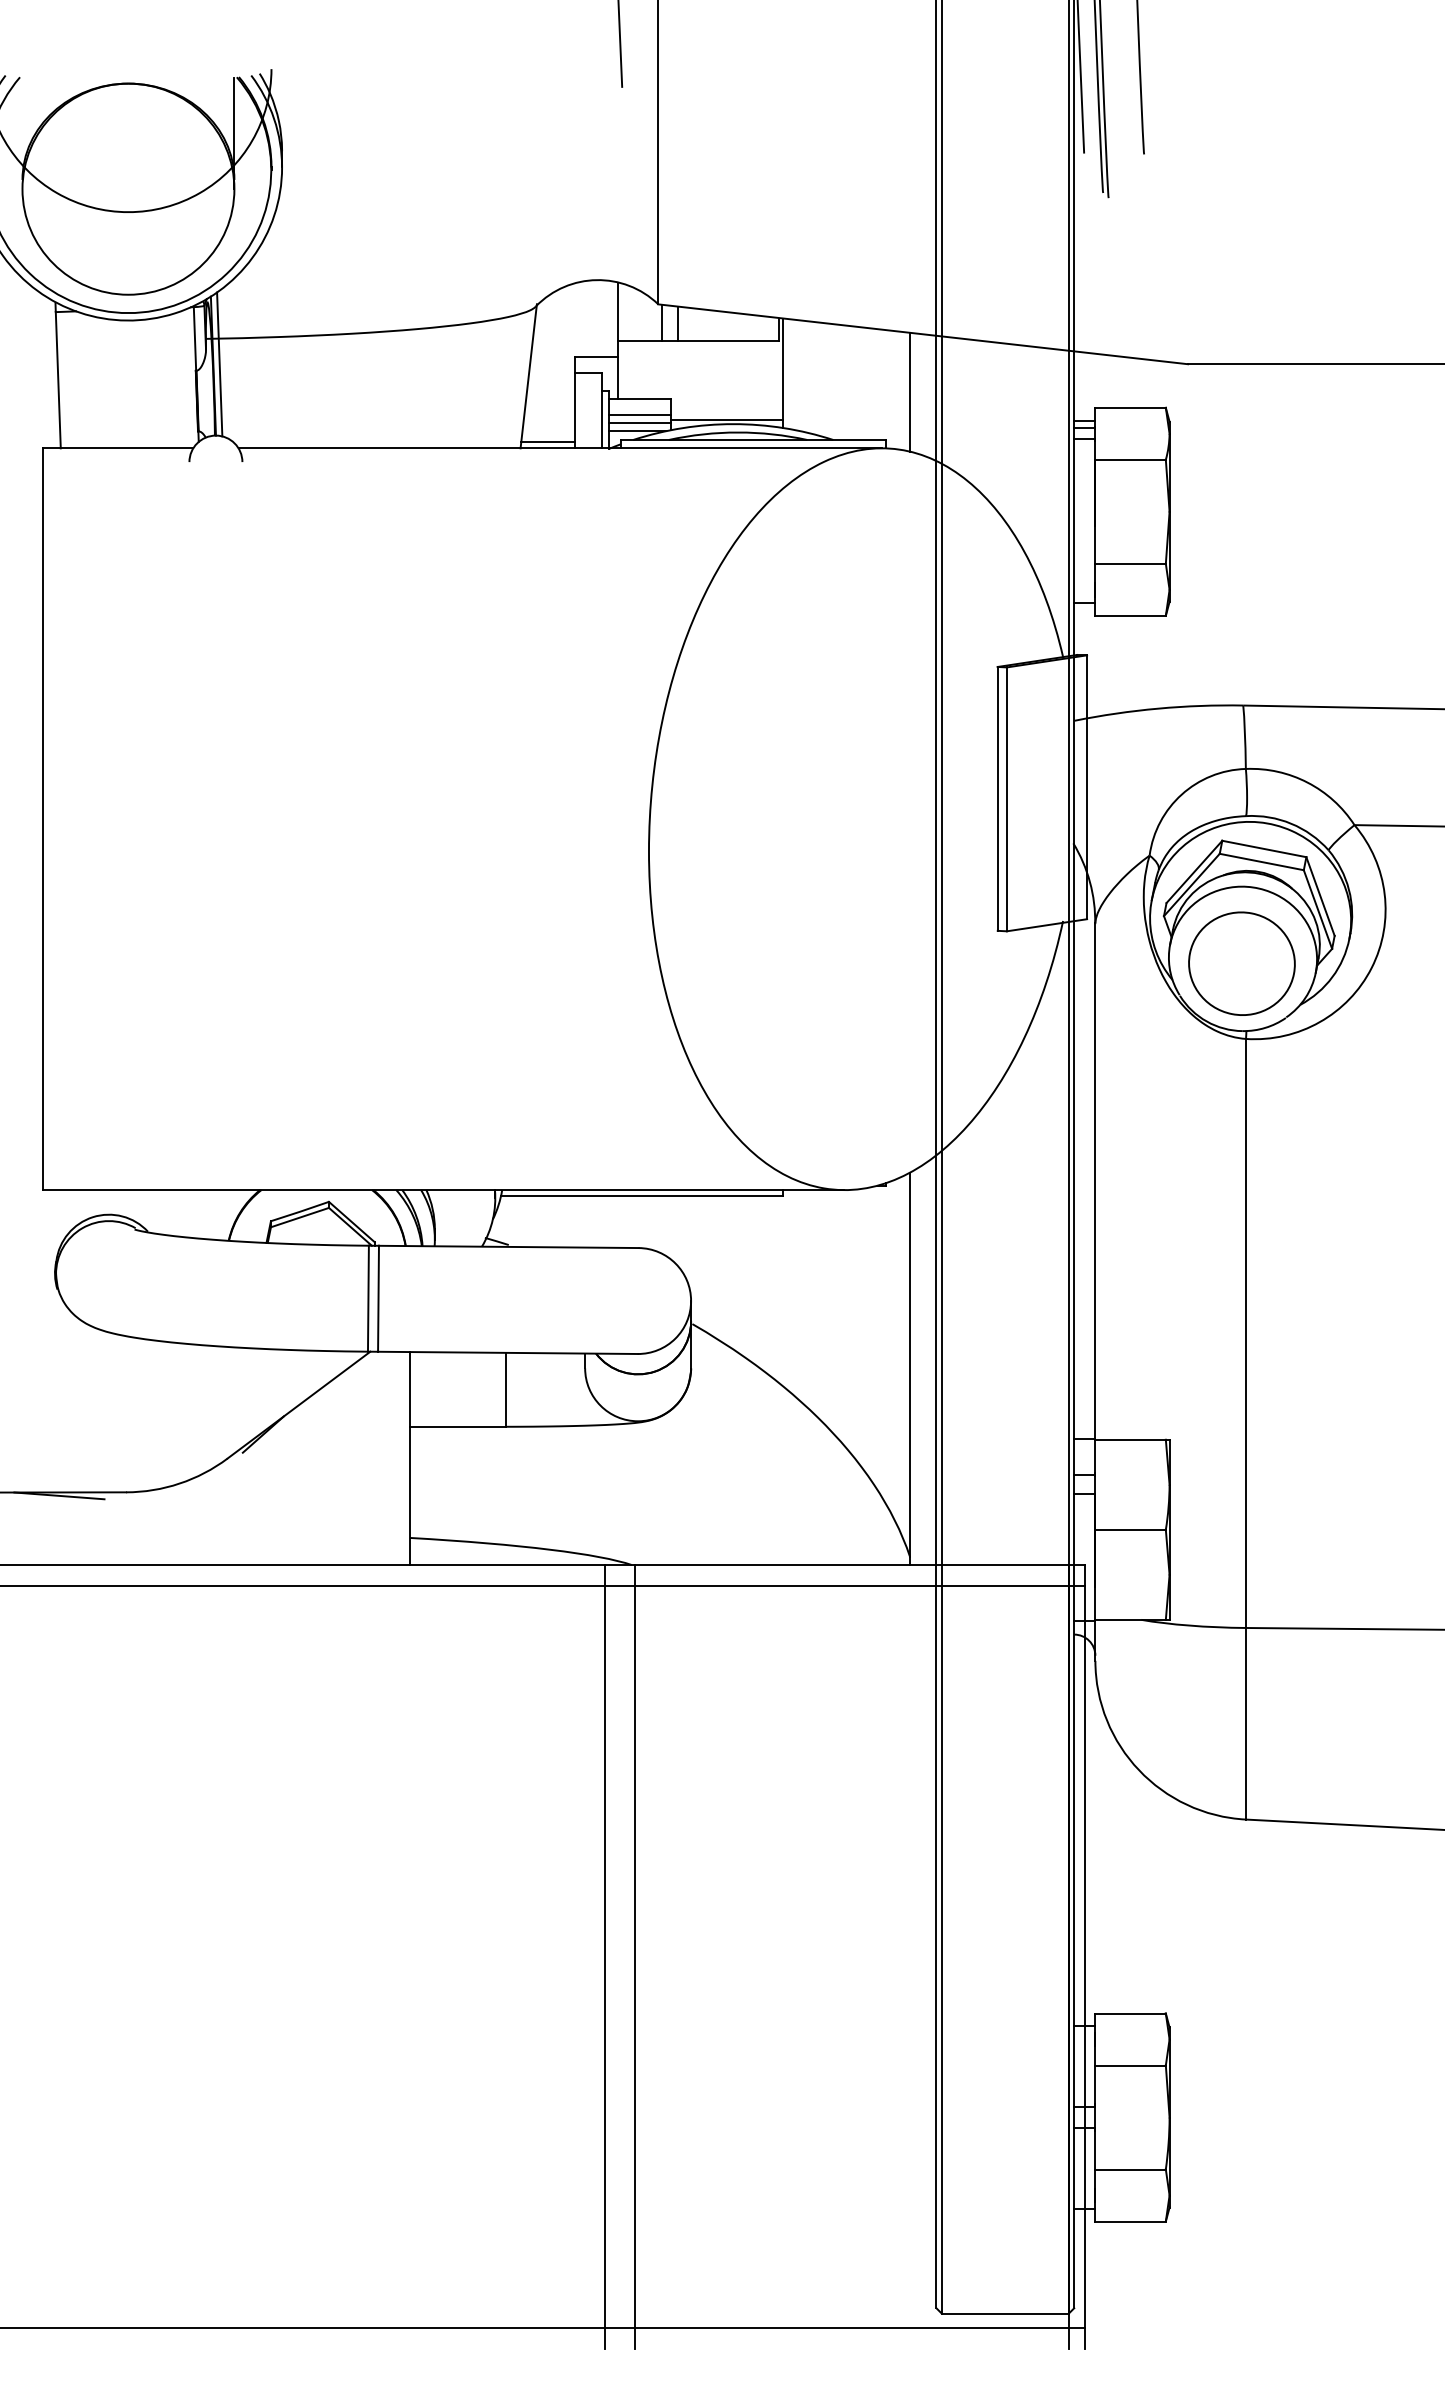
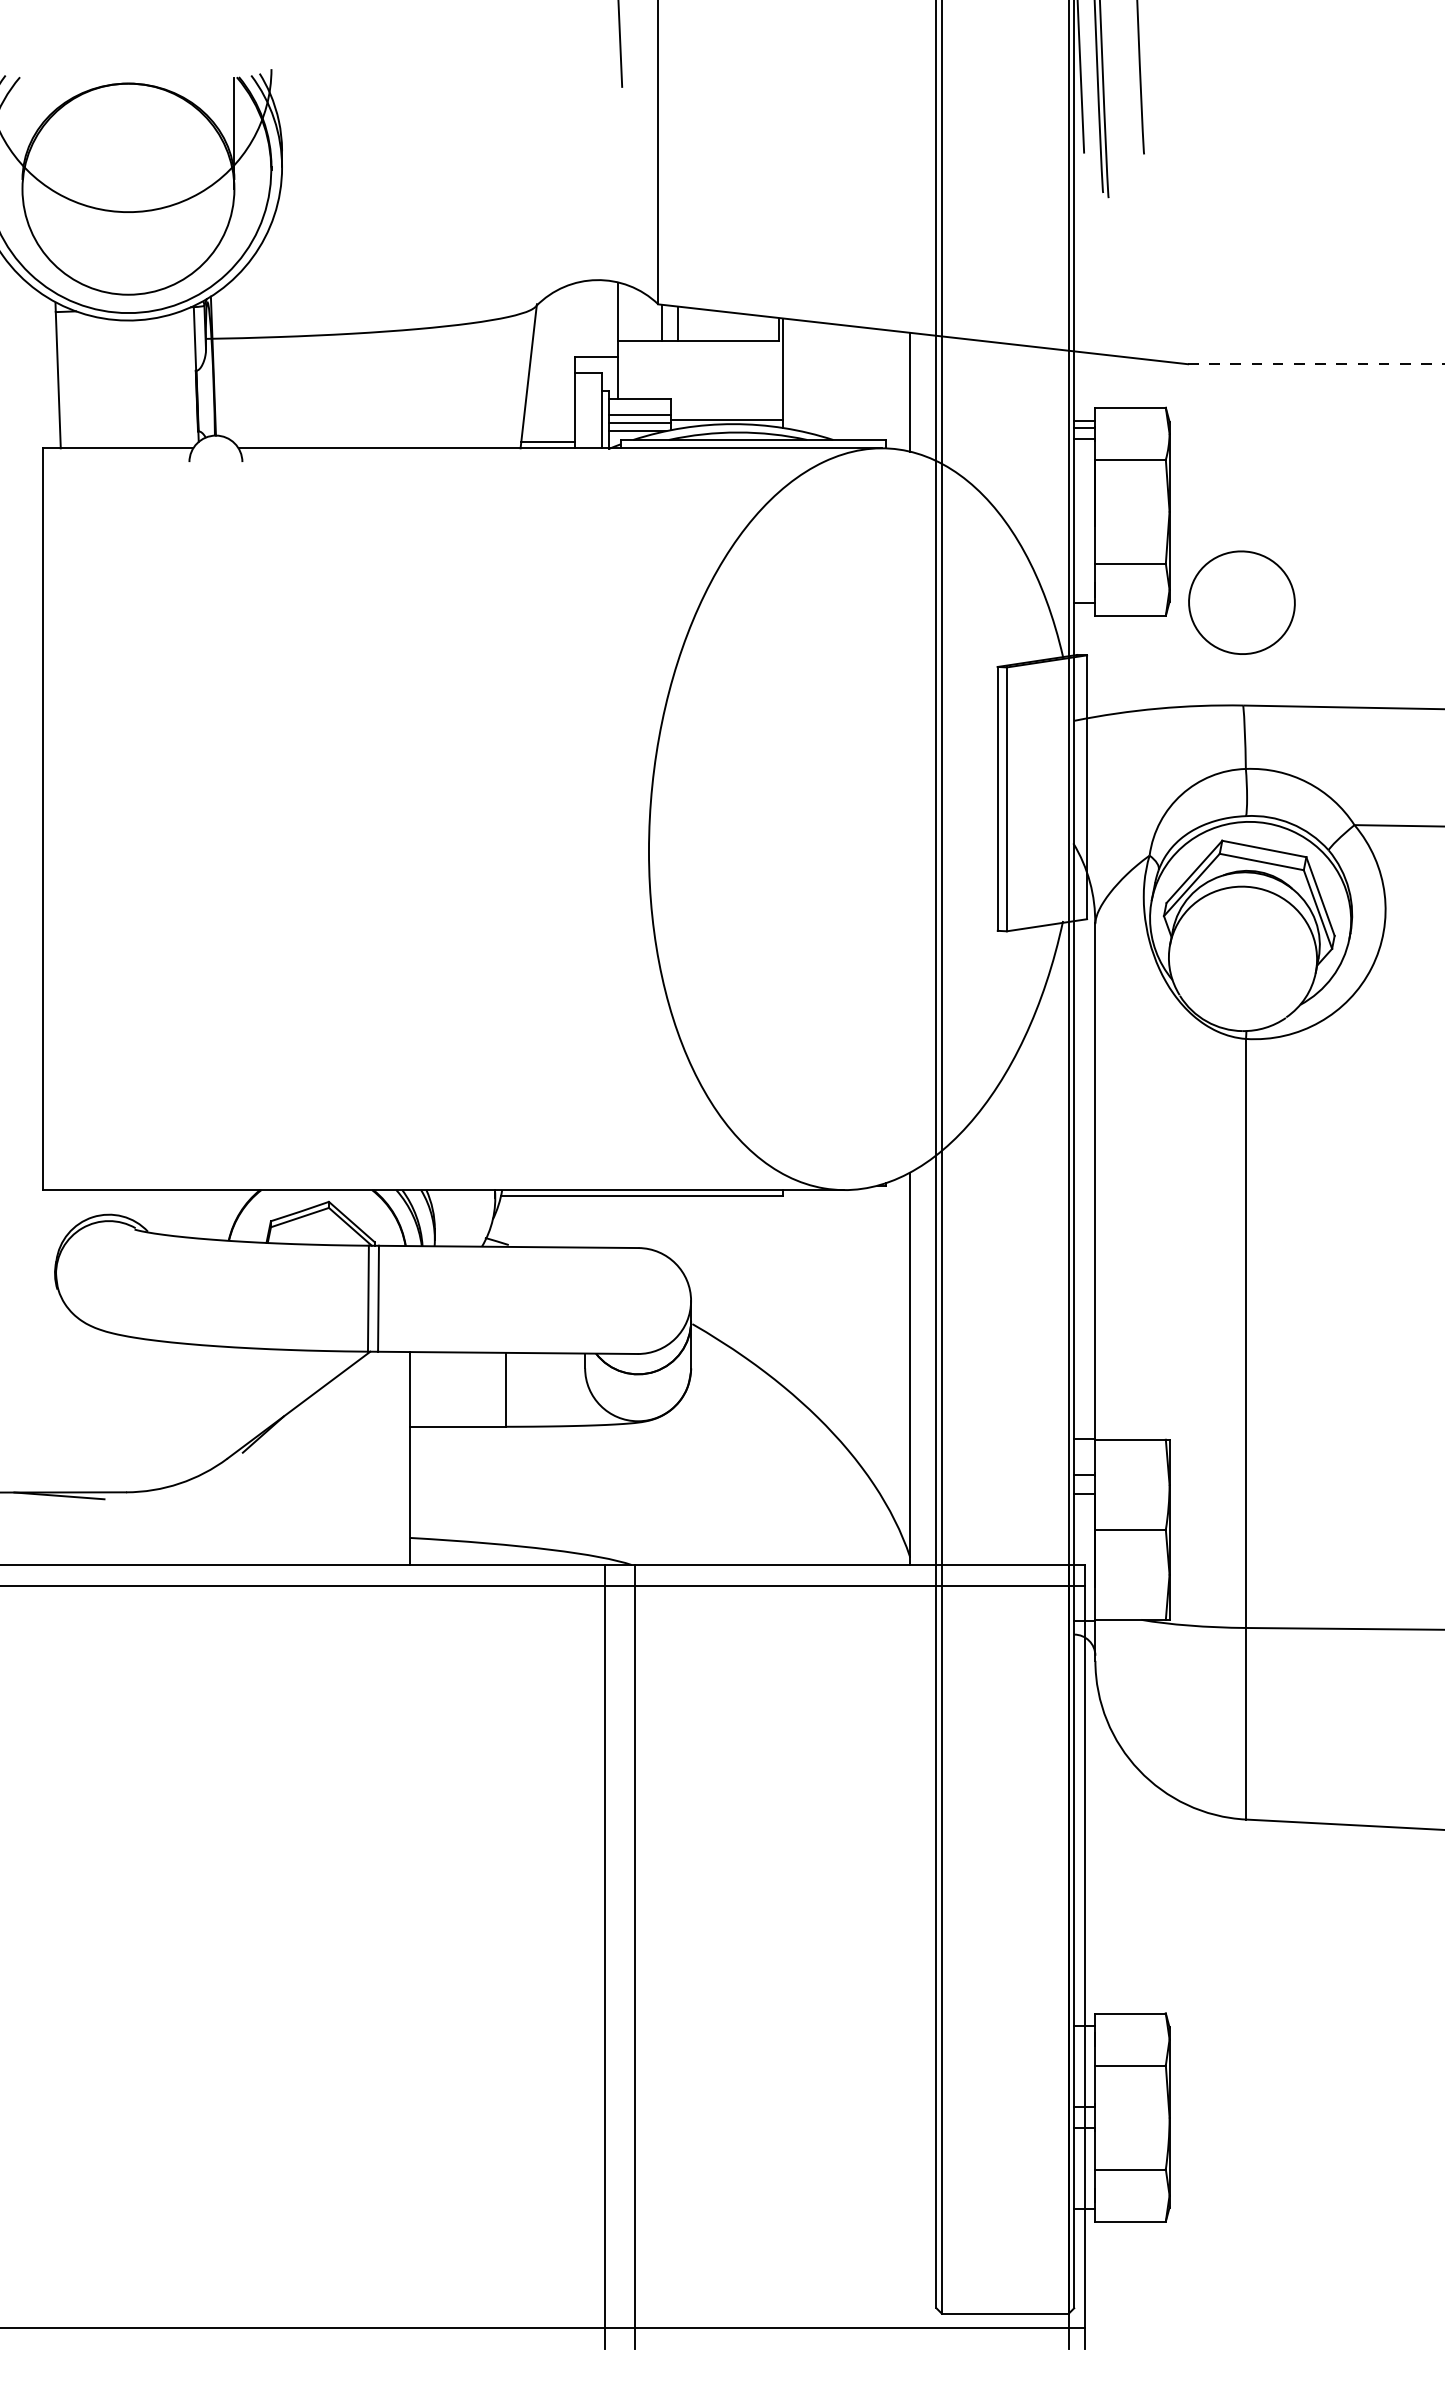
line: present -> none (219, 364)
line: solid -> dashed (1316, 364)
part position: (1241, 963) -> (1241, 602) (1241, 602)
